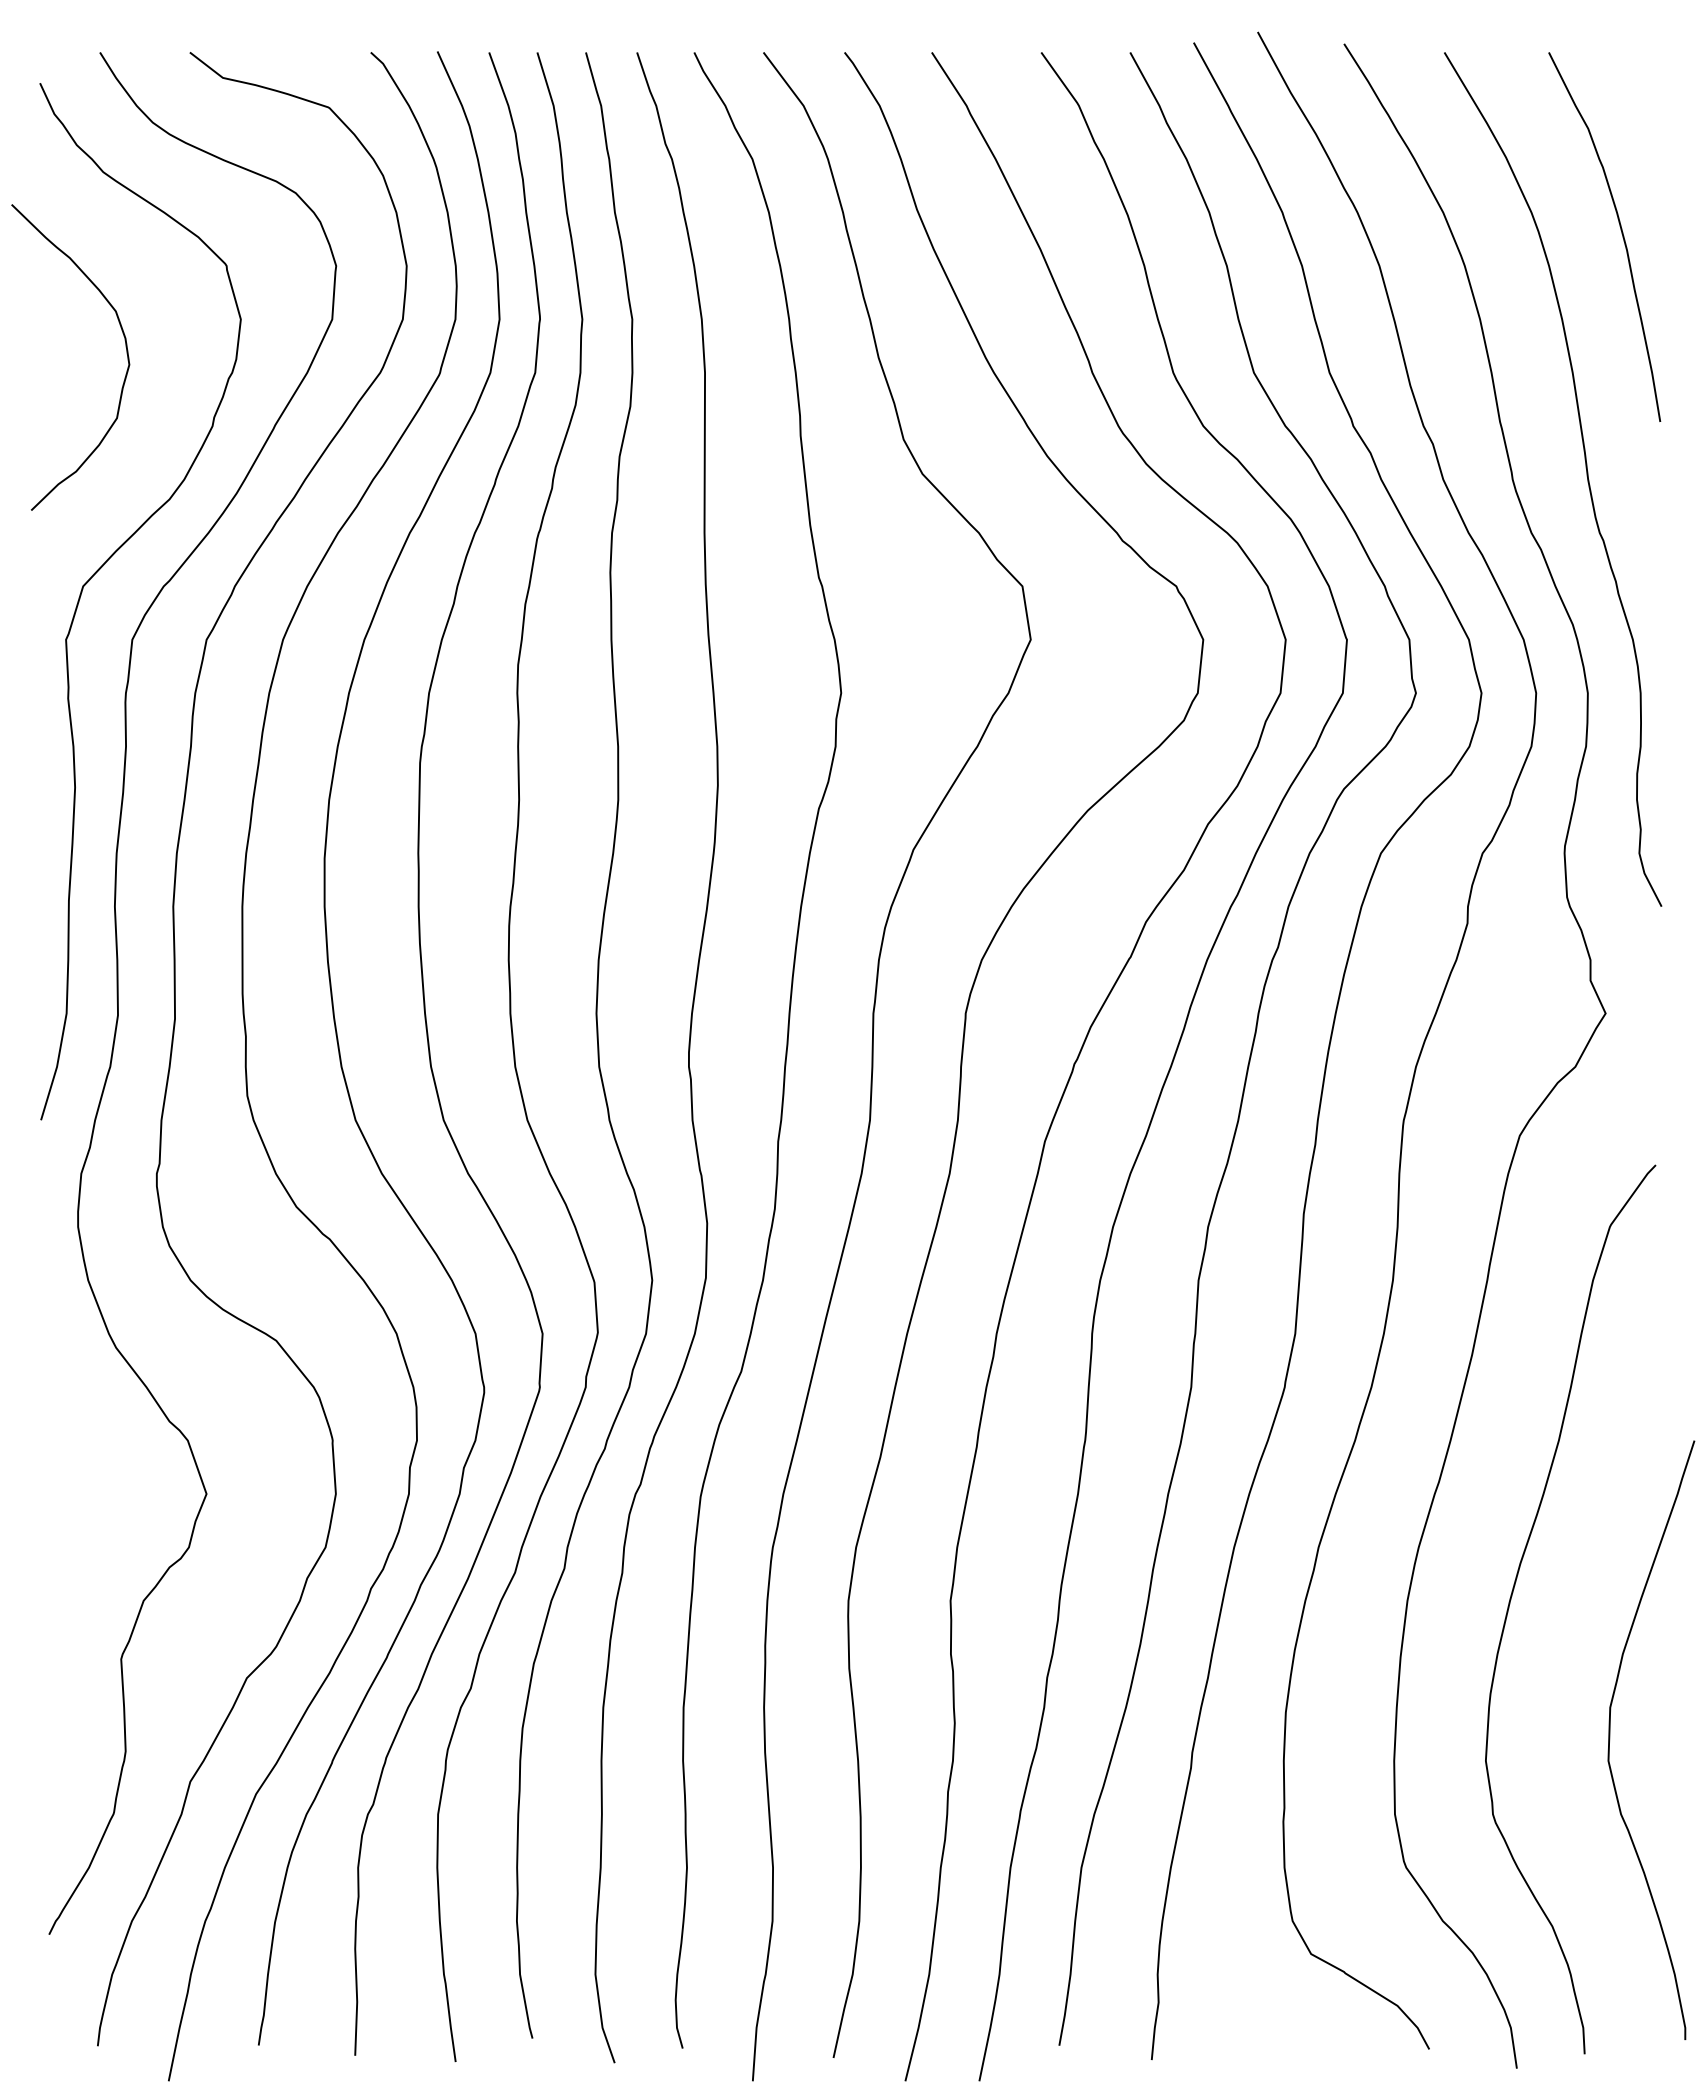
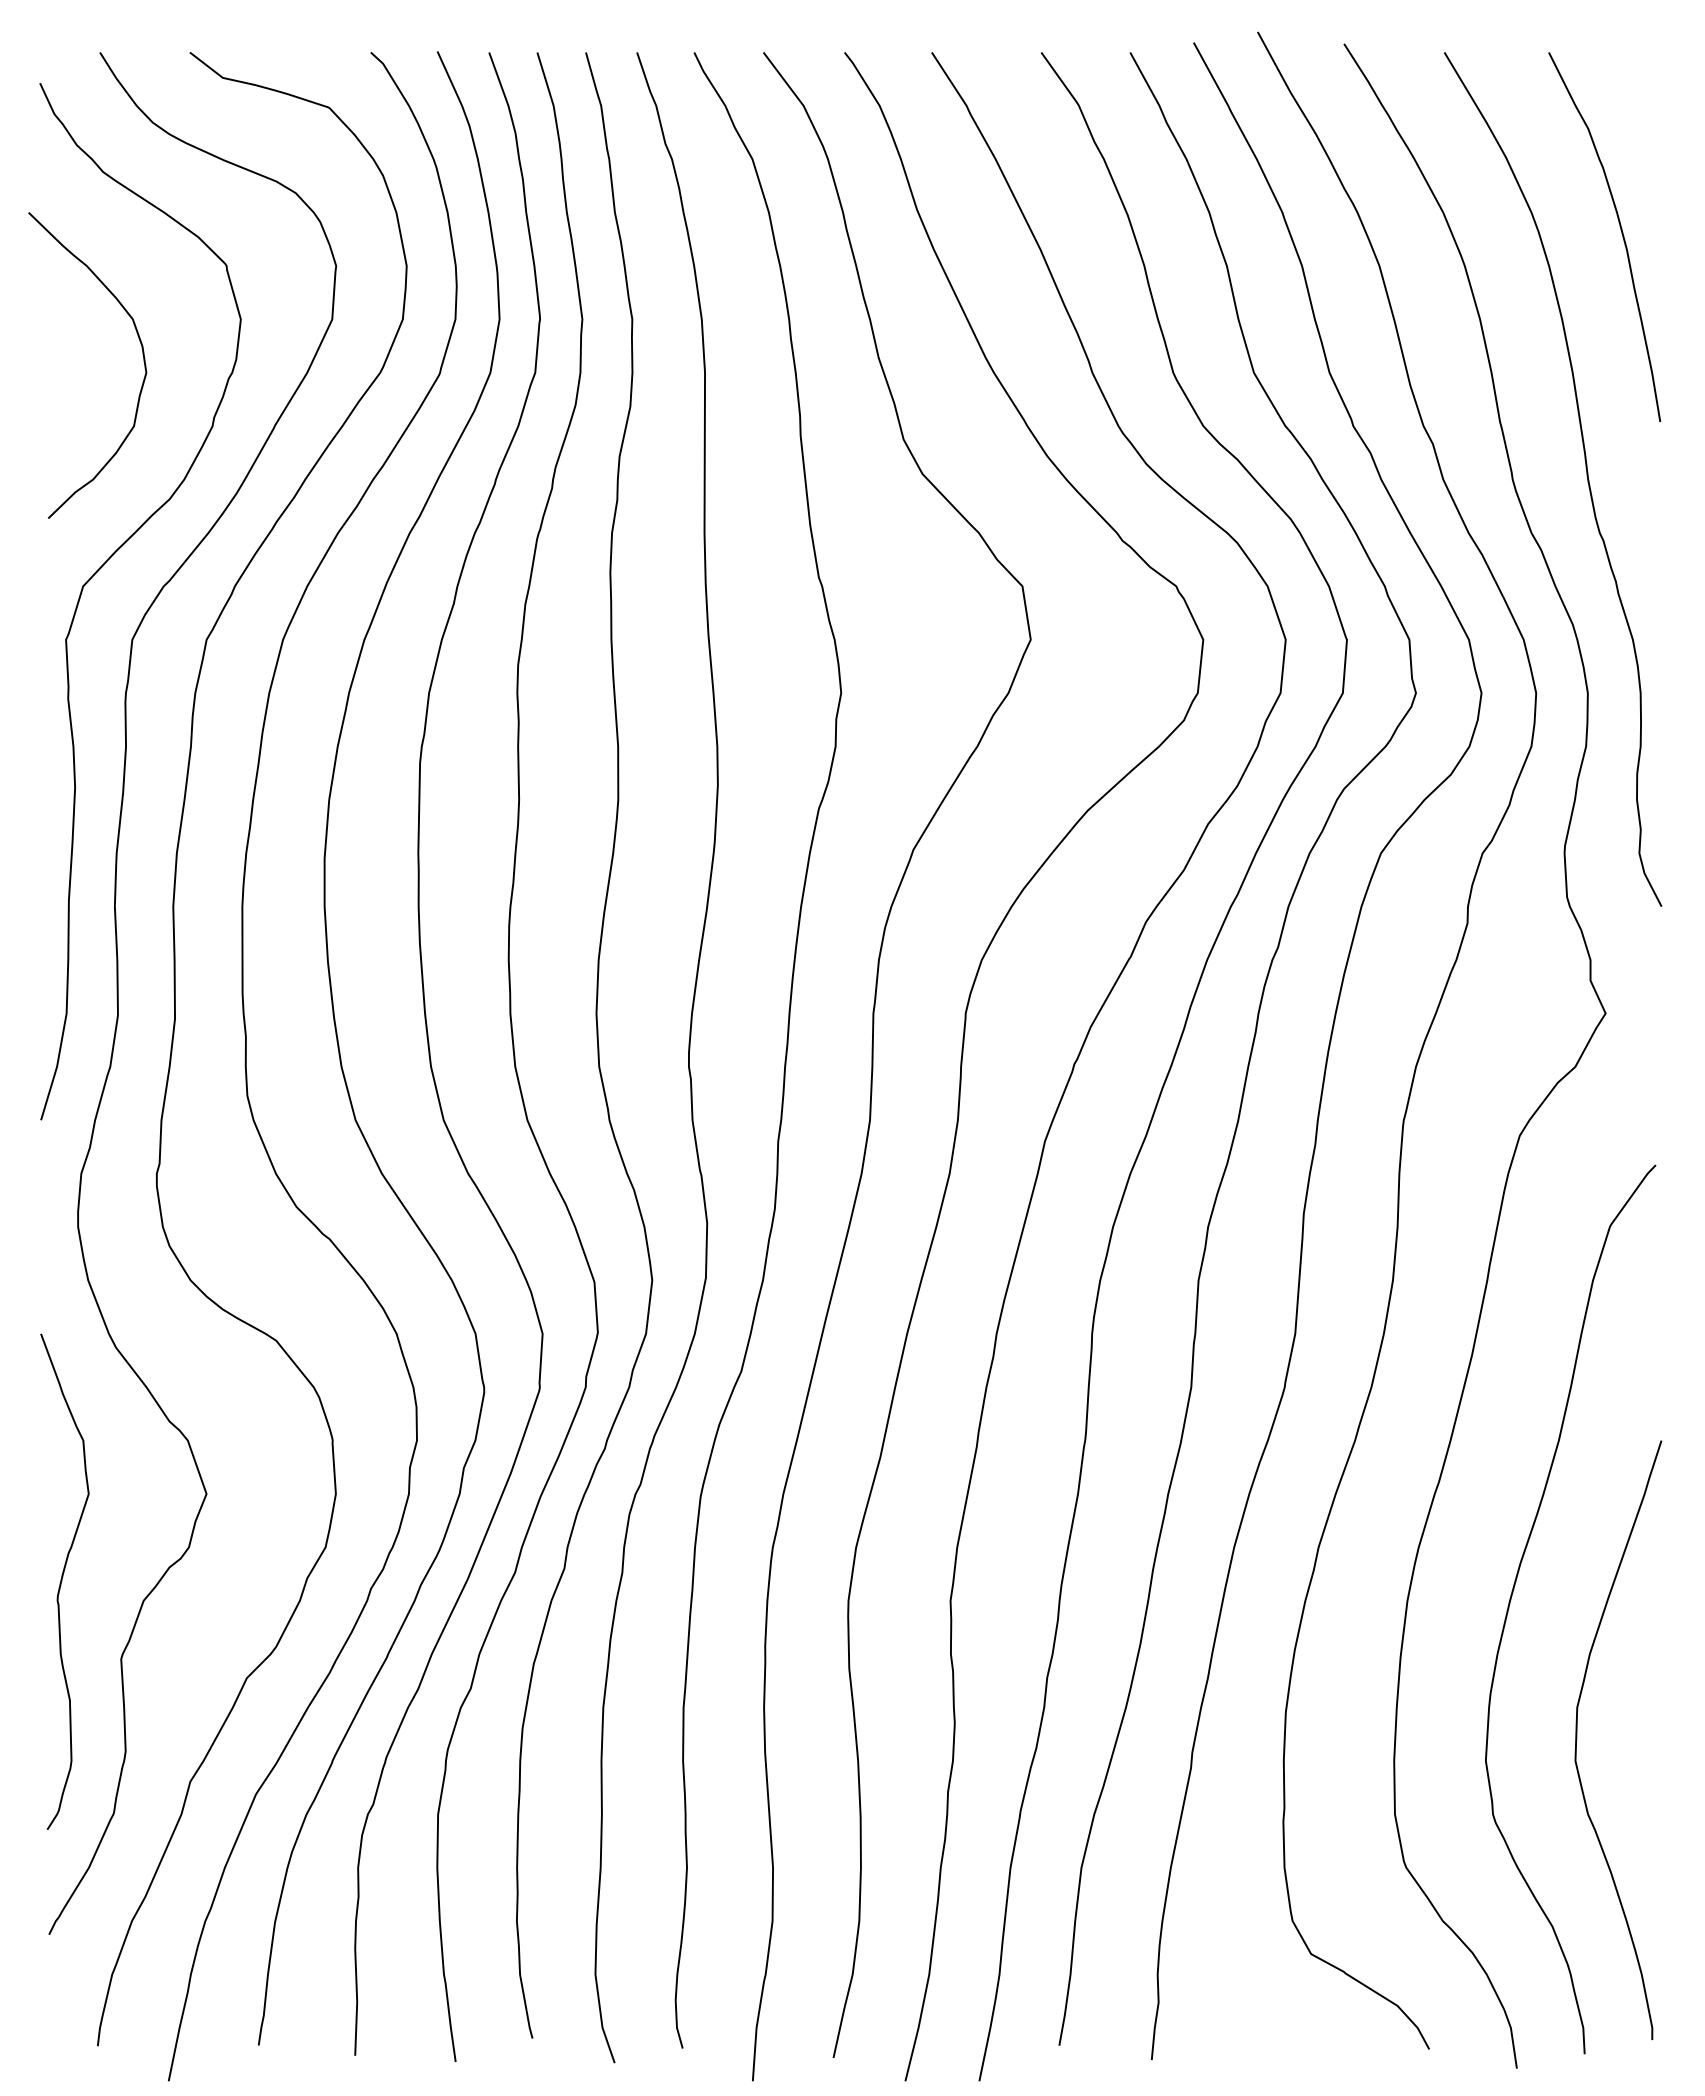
curve position: (125, 347) -> (142, 355) (142, 355)
curve: none -> present (62, 1581)
curve position: (1610, 1739) -> (1577, 1739) (1577, 1739)
